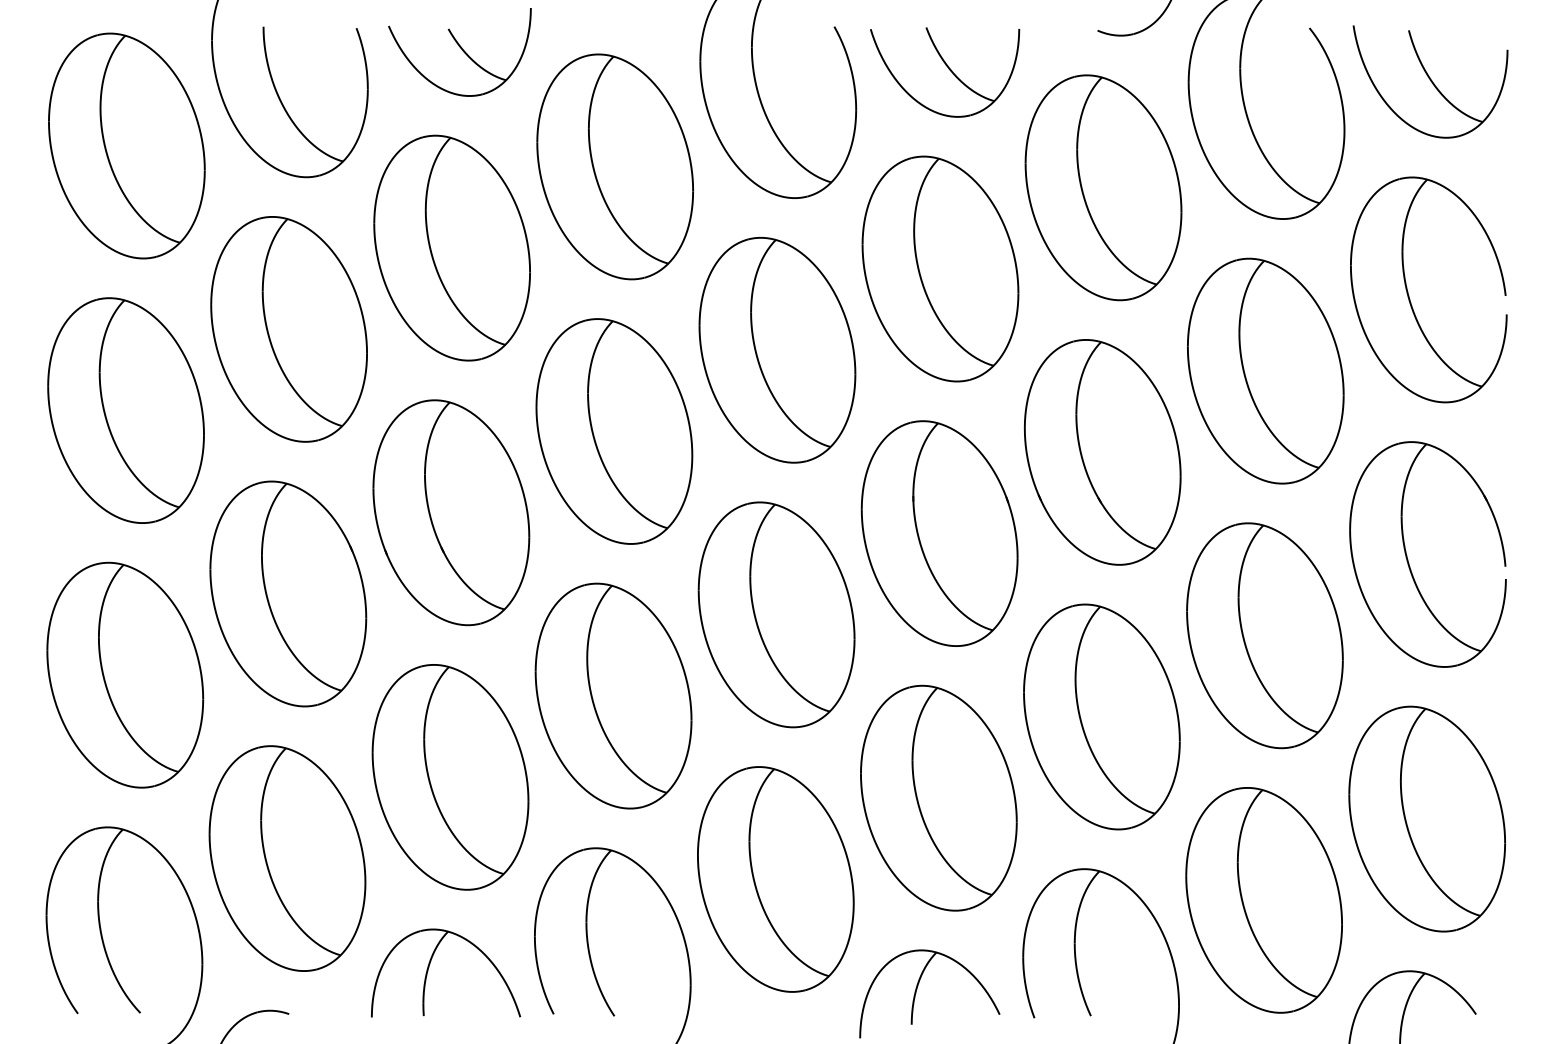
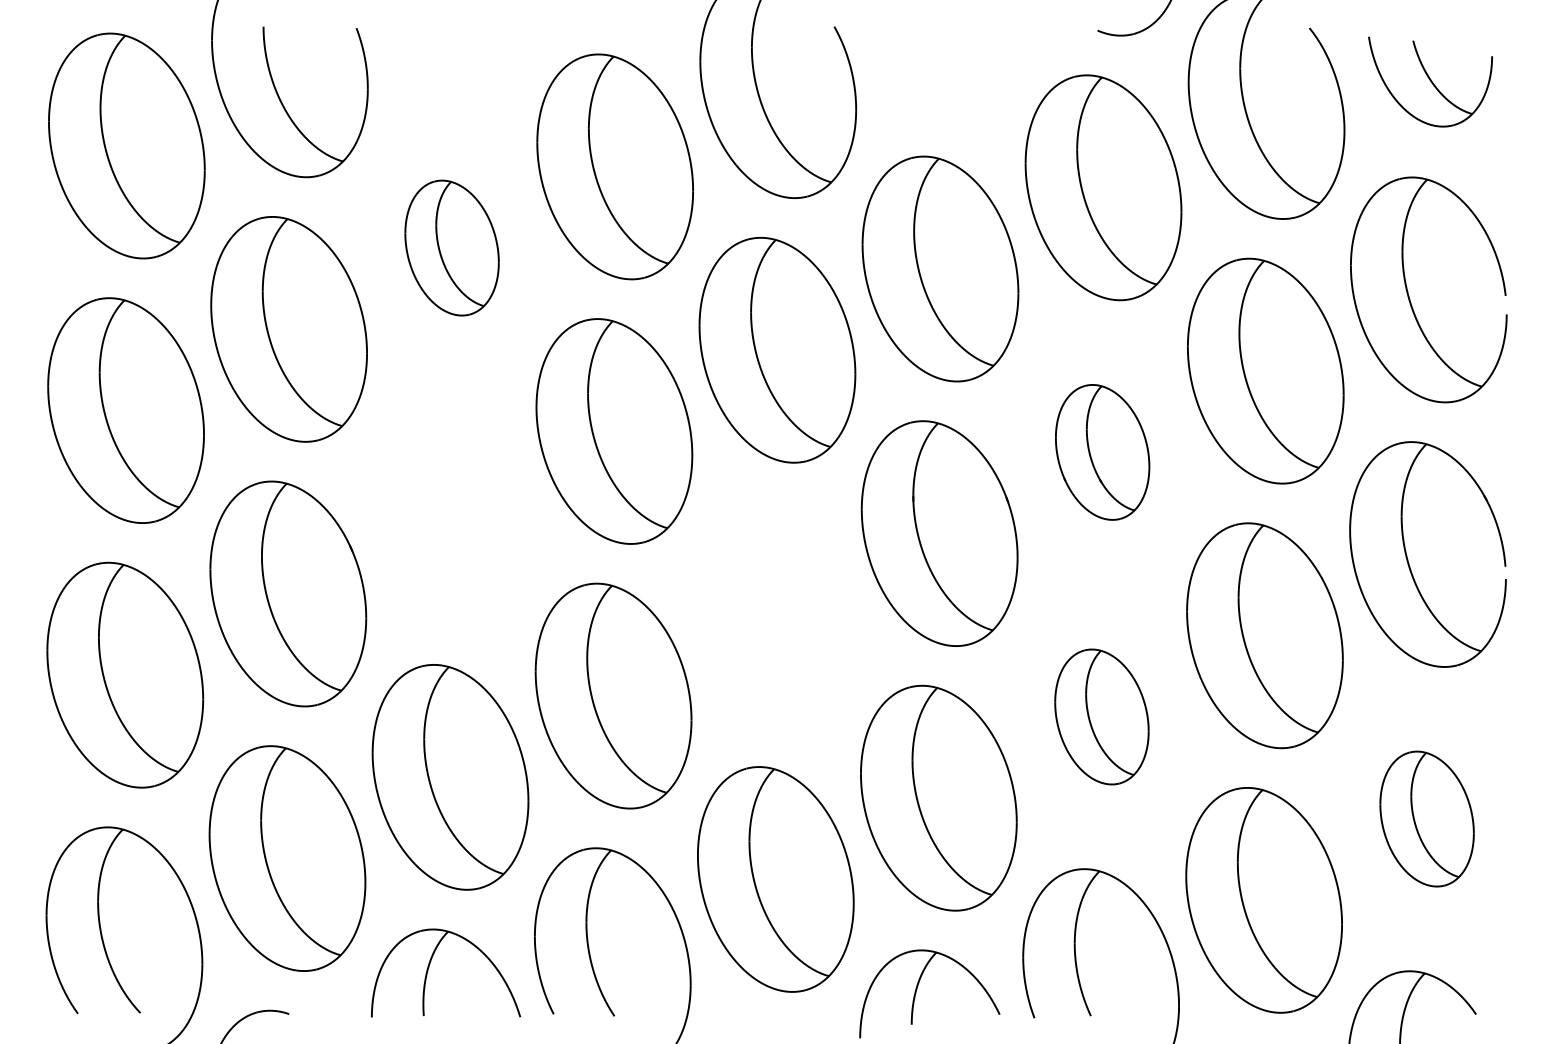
part: present -> none (459, 52)
part: present -> none (945, 72)
part size: 157x114 px -> 125x92 px (1430, 81)
part size: 158x228 px -> 96x138 px (451, 247)
part size: 159x227 px -> 96x137 px (1102, 452)
part: present -> none (451, 512)
part: present -> none (776, 614)
part size: 158x228 px -> 96x138 px (1101, 716)
part size: 158x228 px -> 96x138 px (1426, 818)
